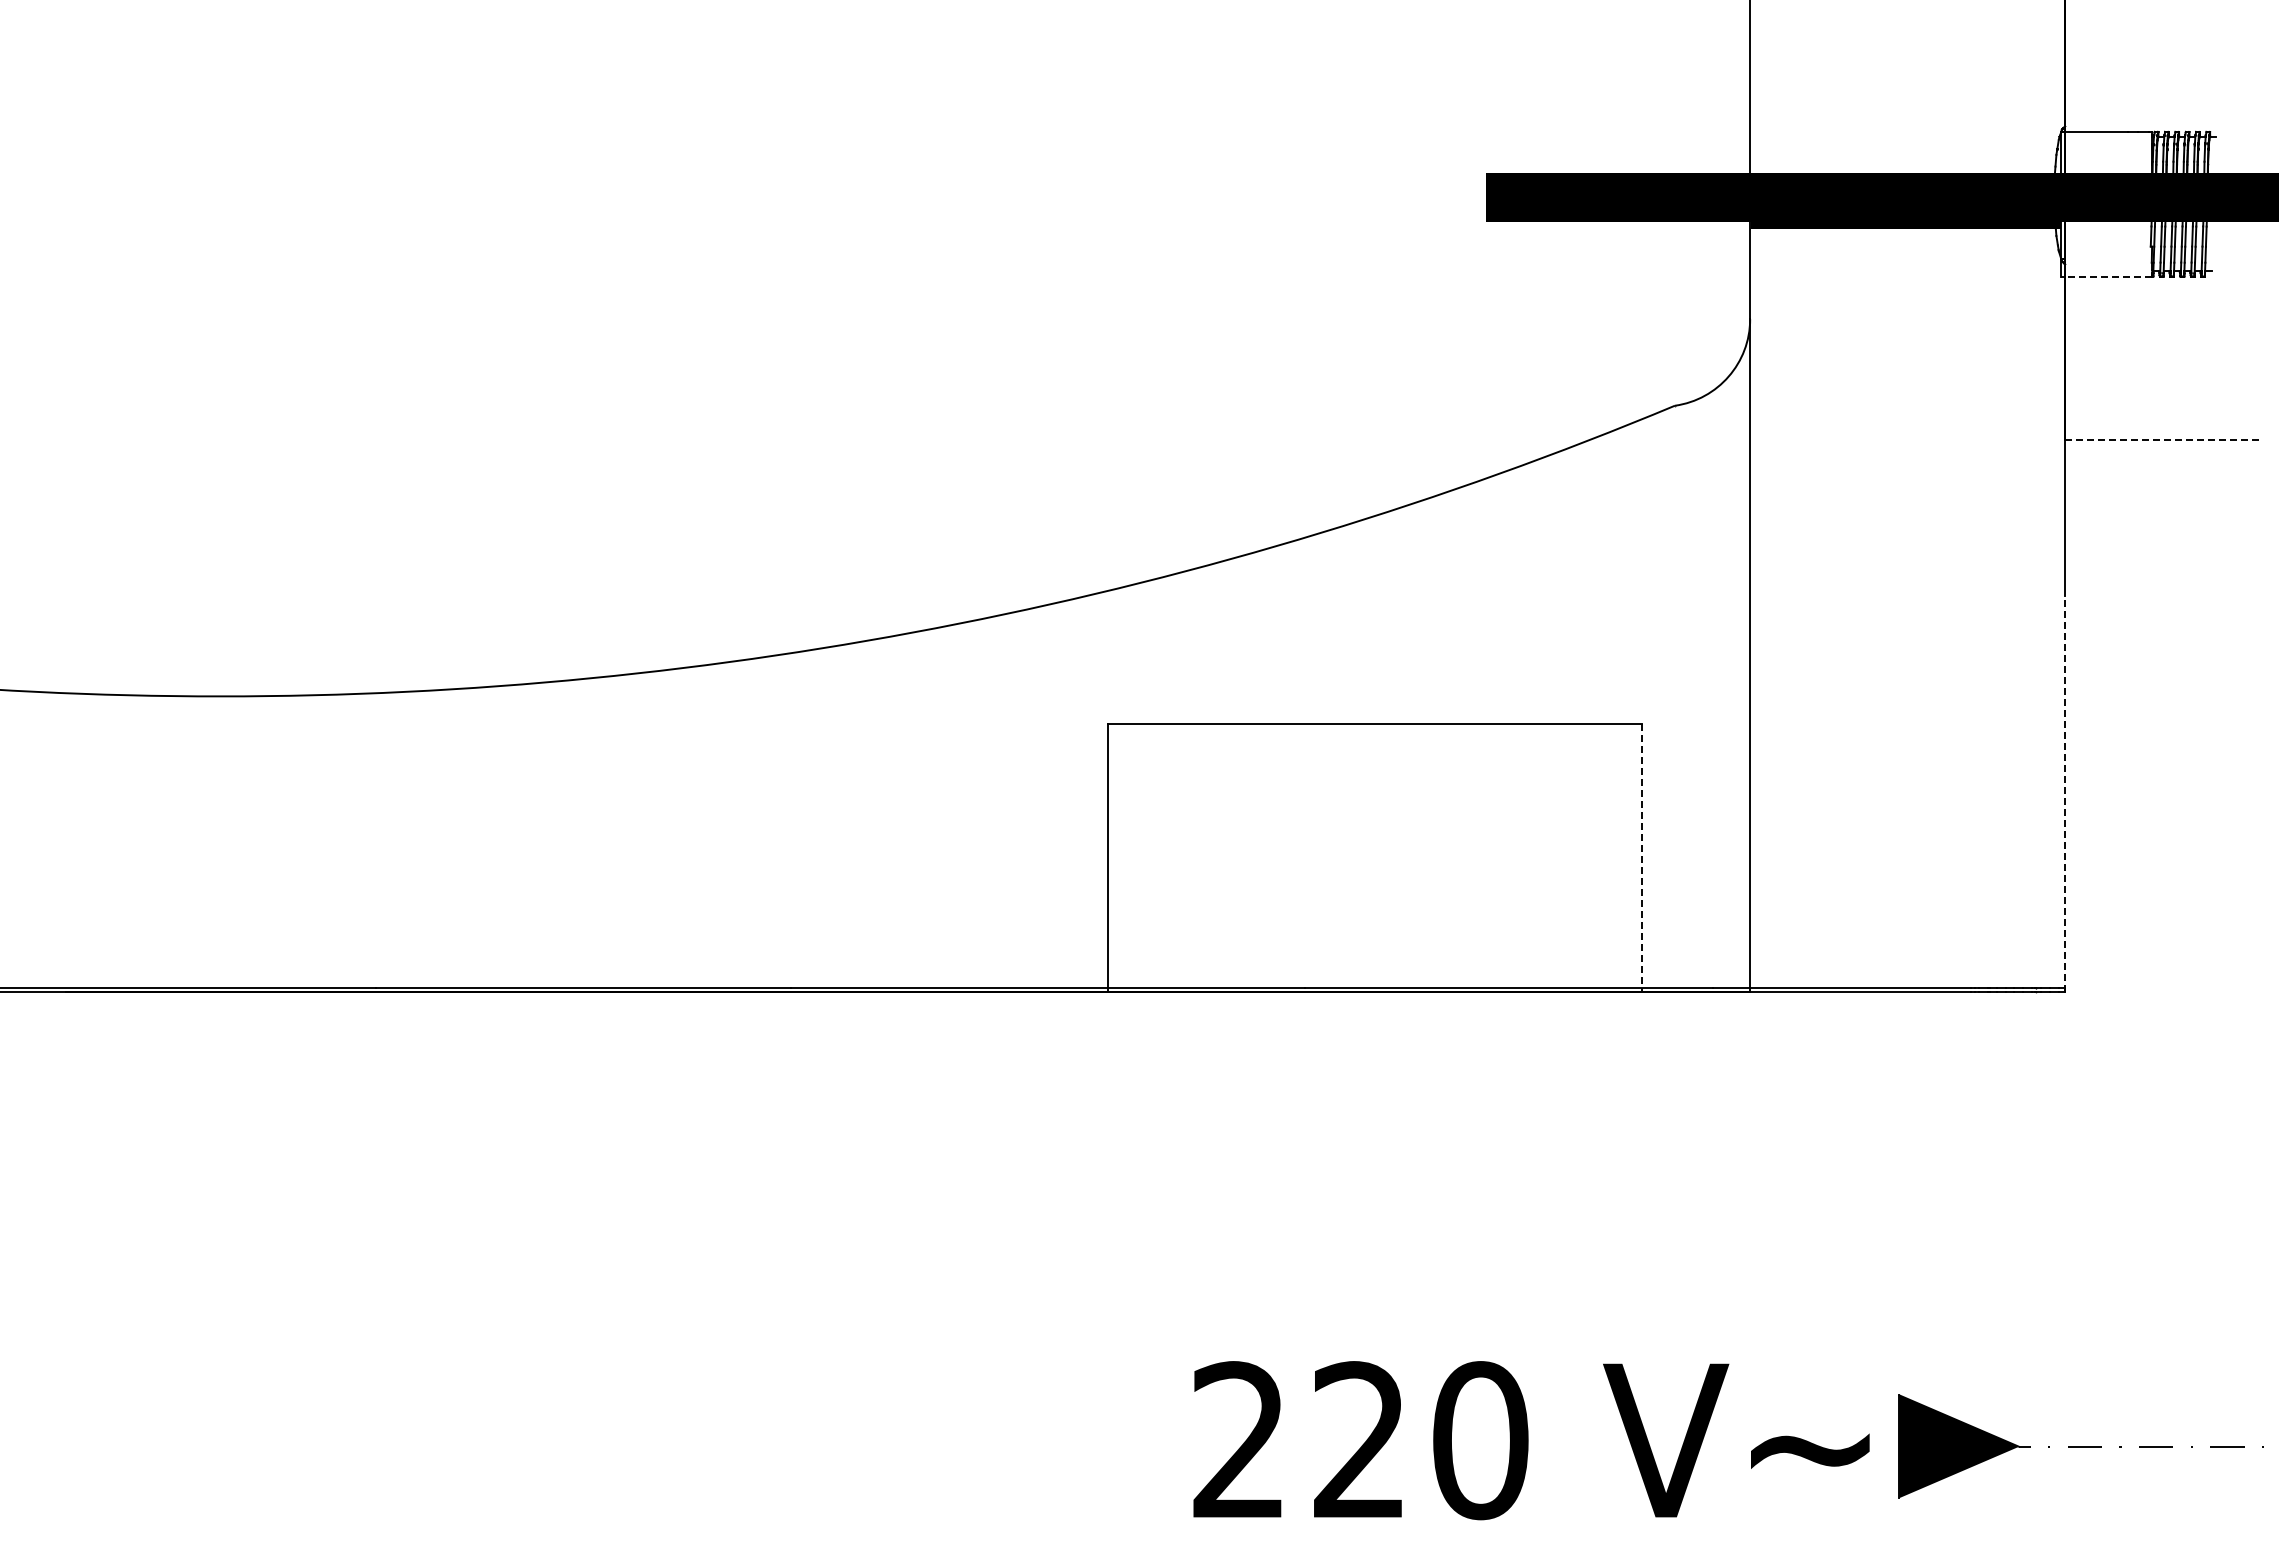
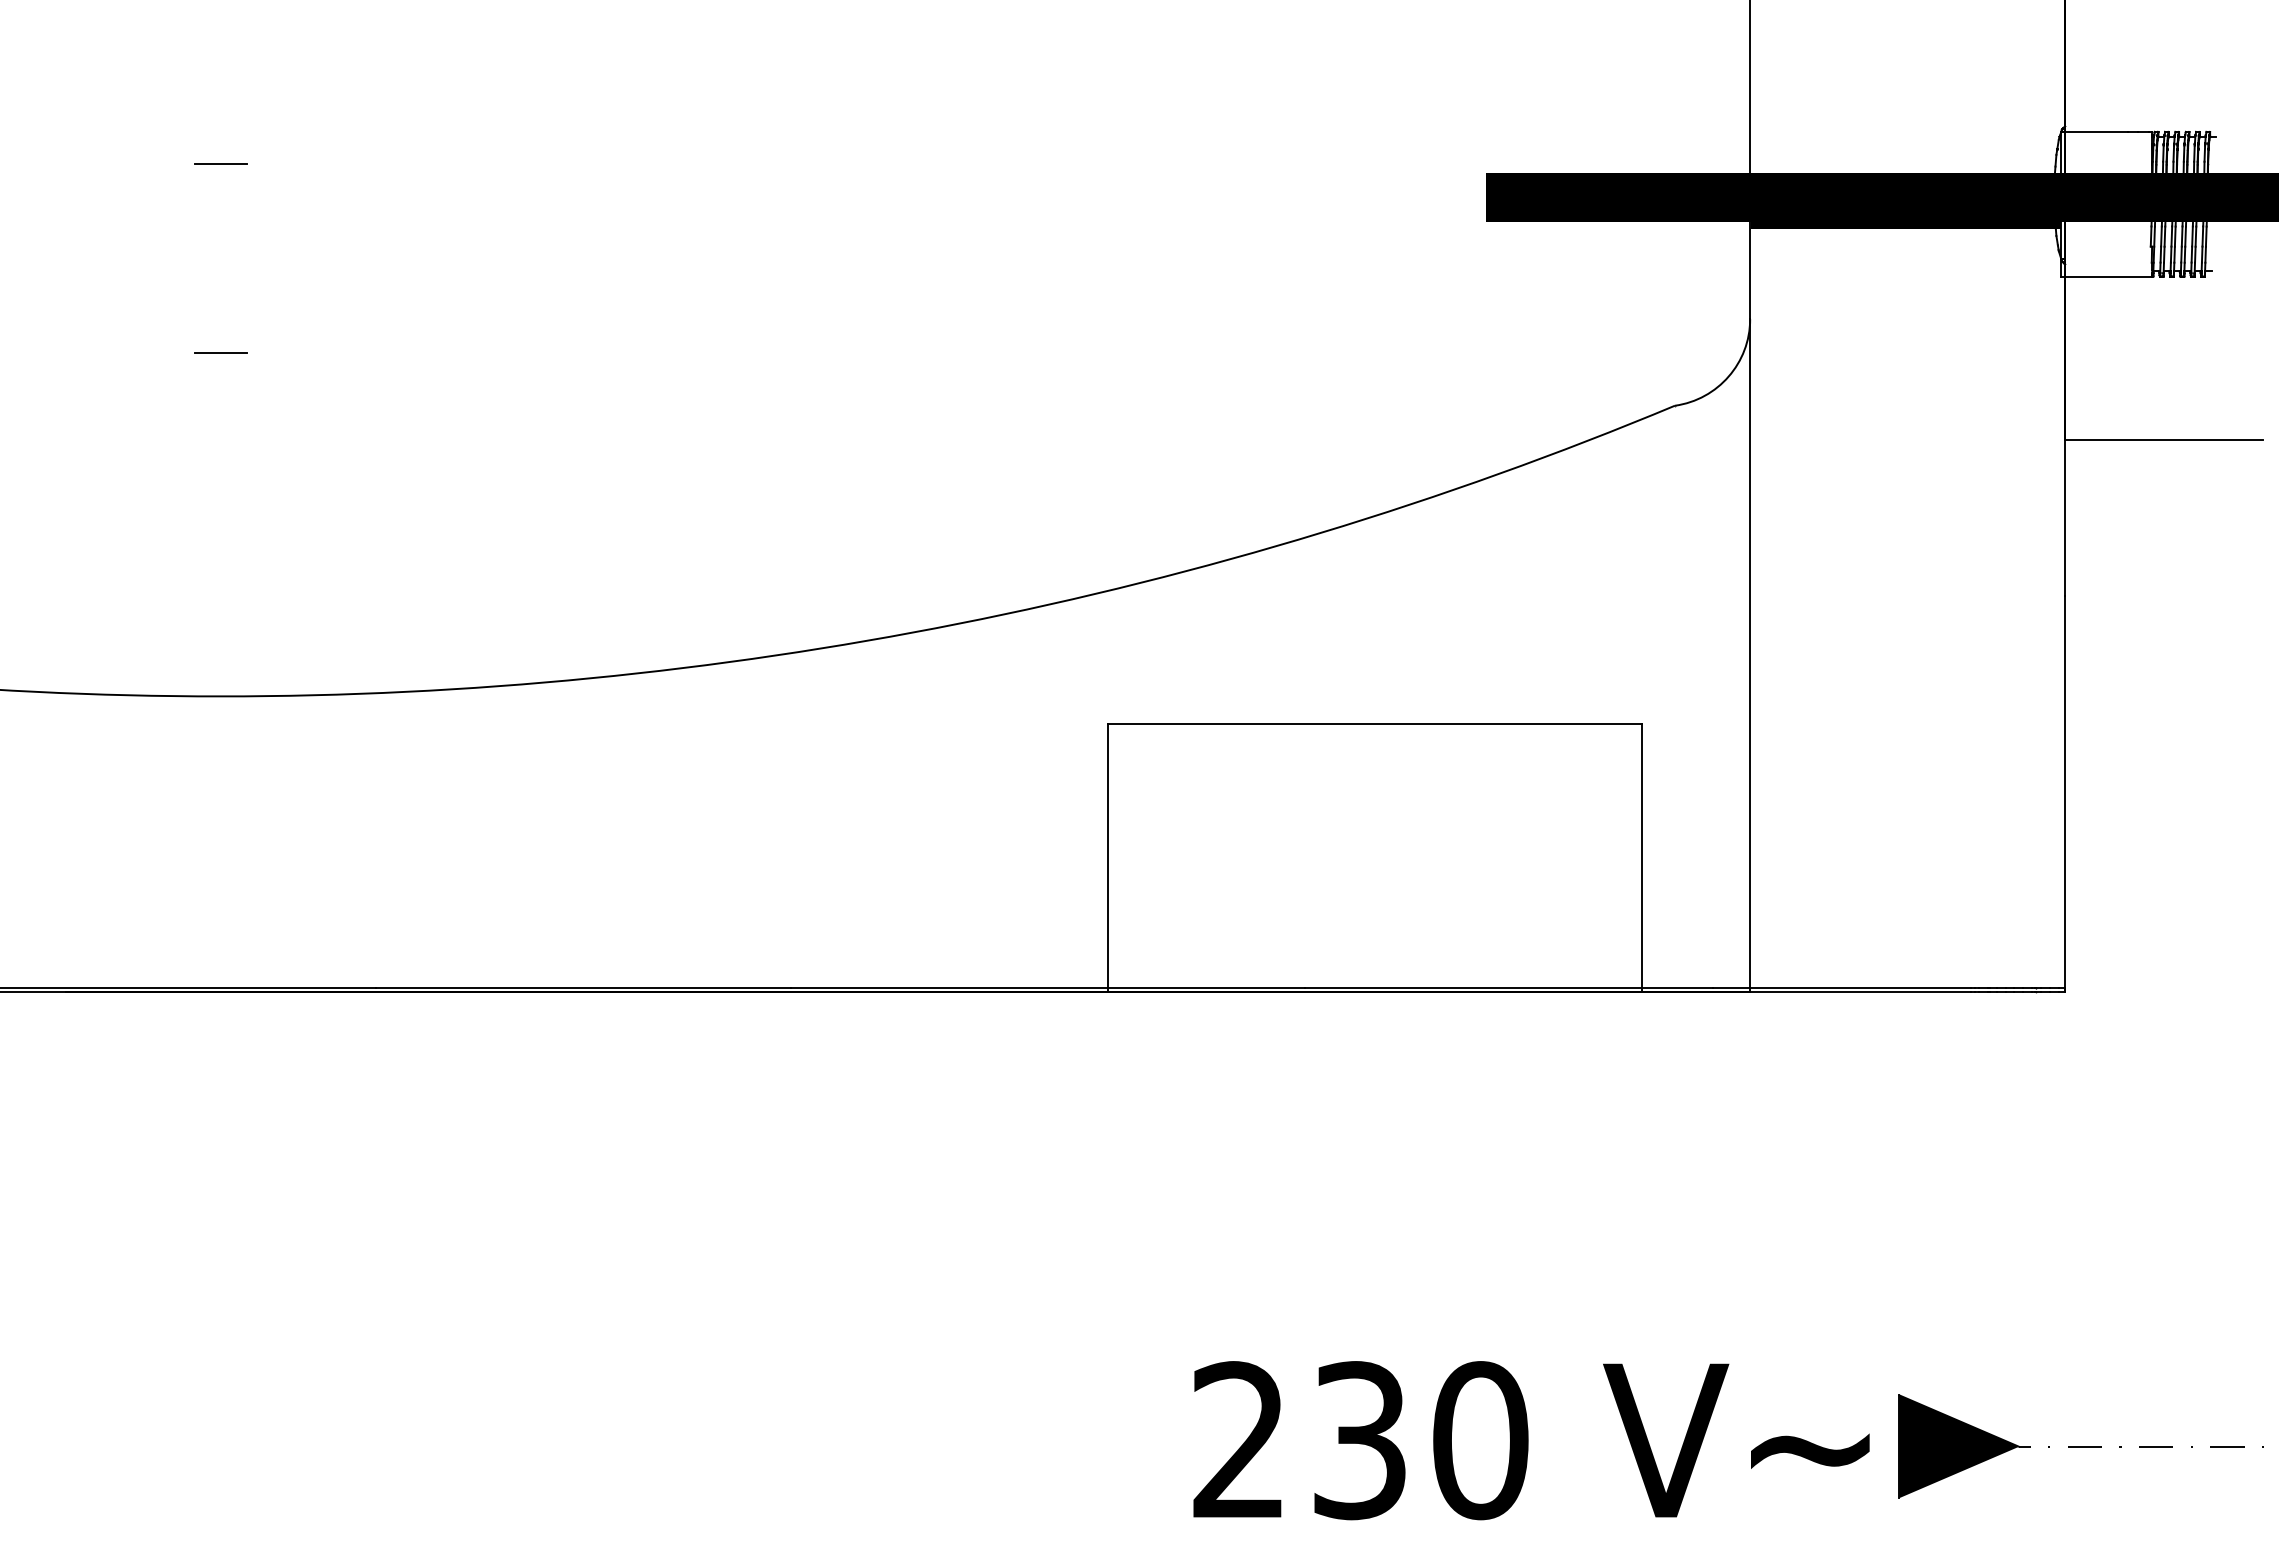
line: none -> present (220, 163)
line: dashed -> solid (2106, 276)
line: none -> present (220, 352)
line: dashed -> solid (2164, 440)
line: dashed -> solid (2065, 793)
line: dashed -> solid (1641, 857)
text: 220 -> 230 (1359, 1440)
